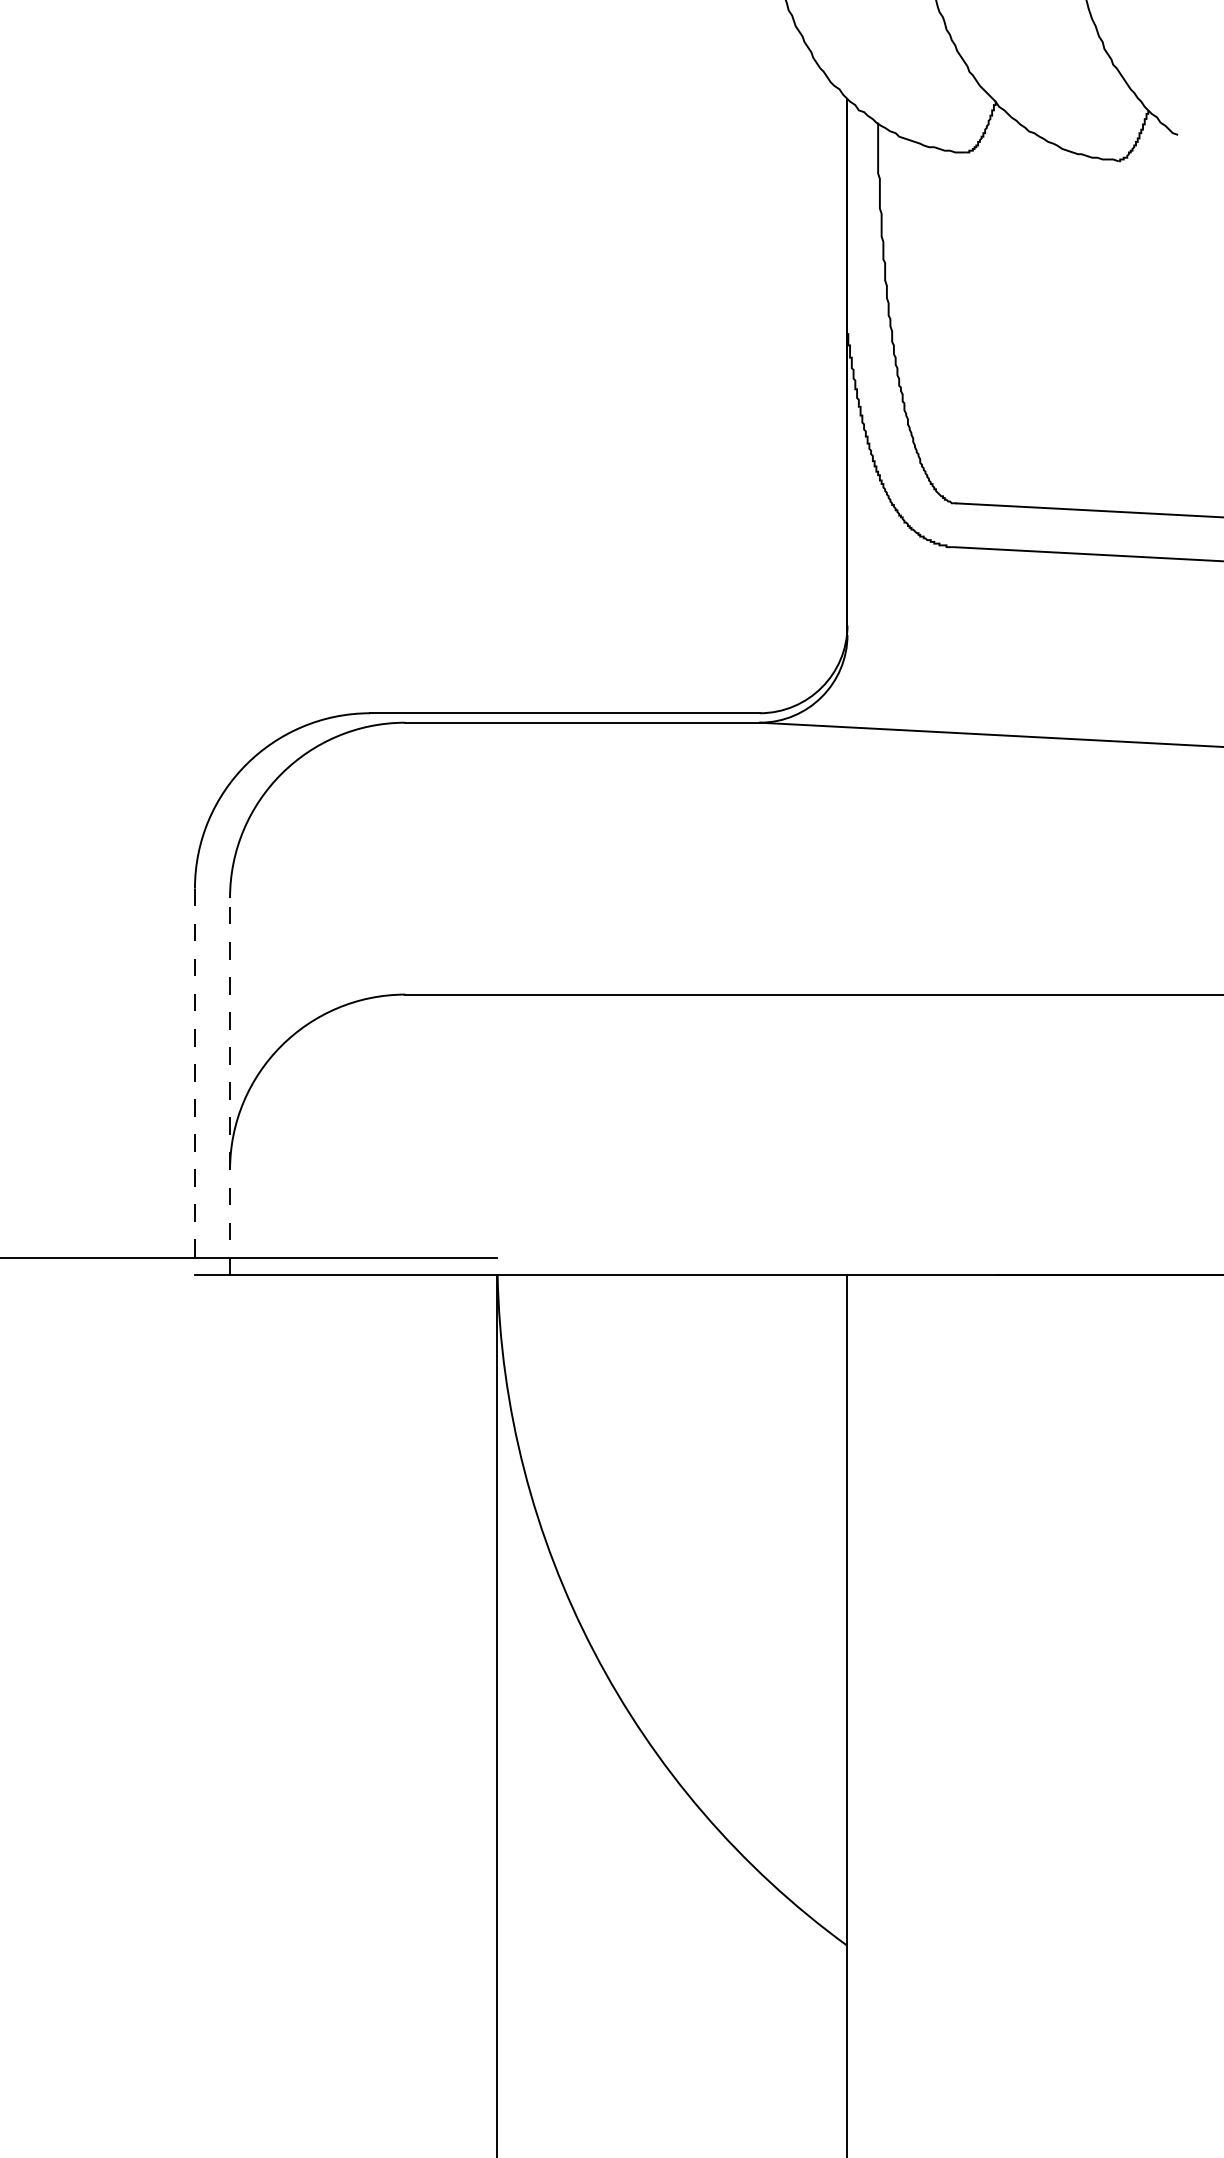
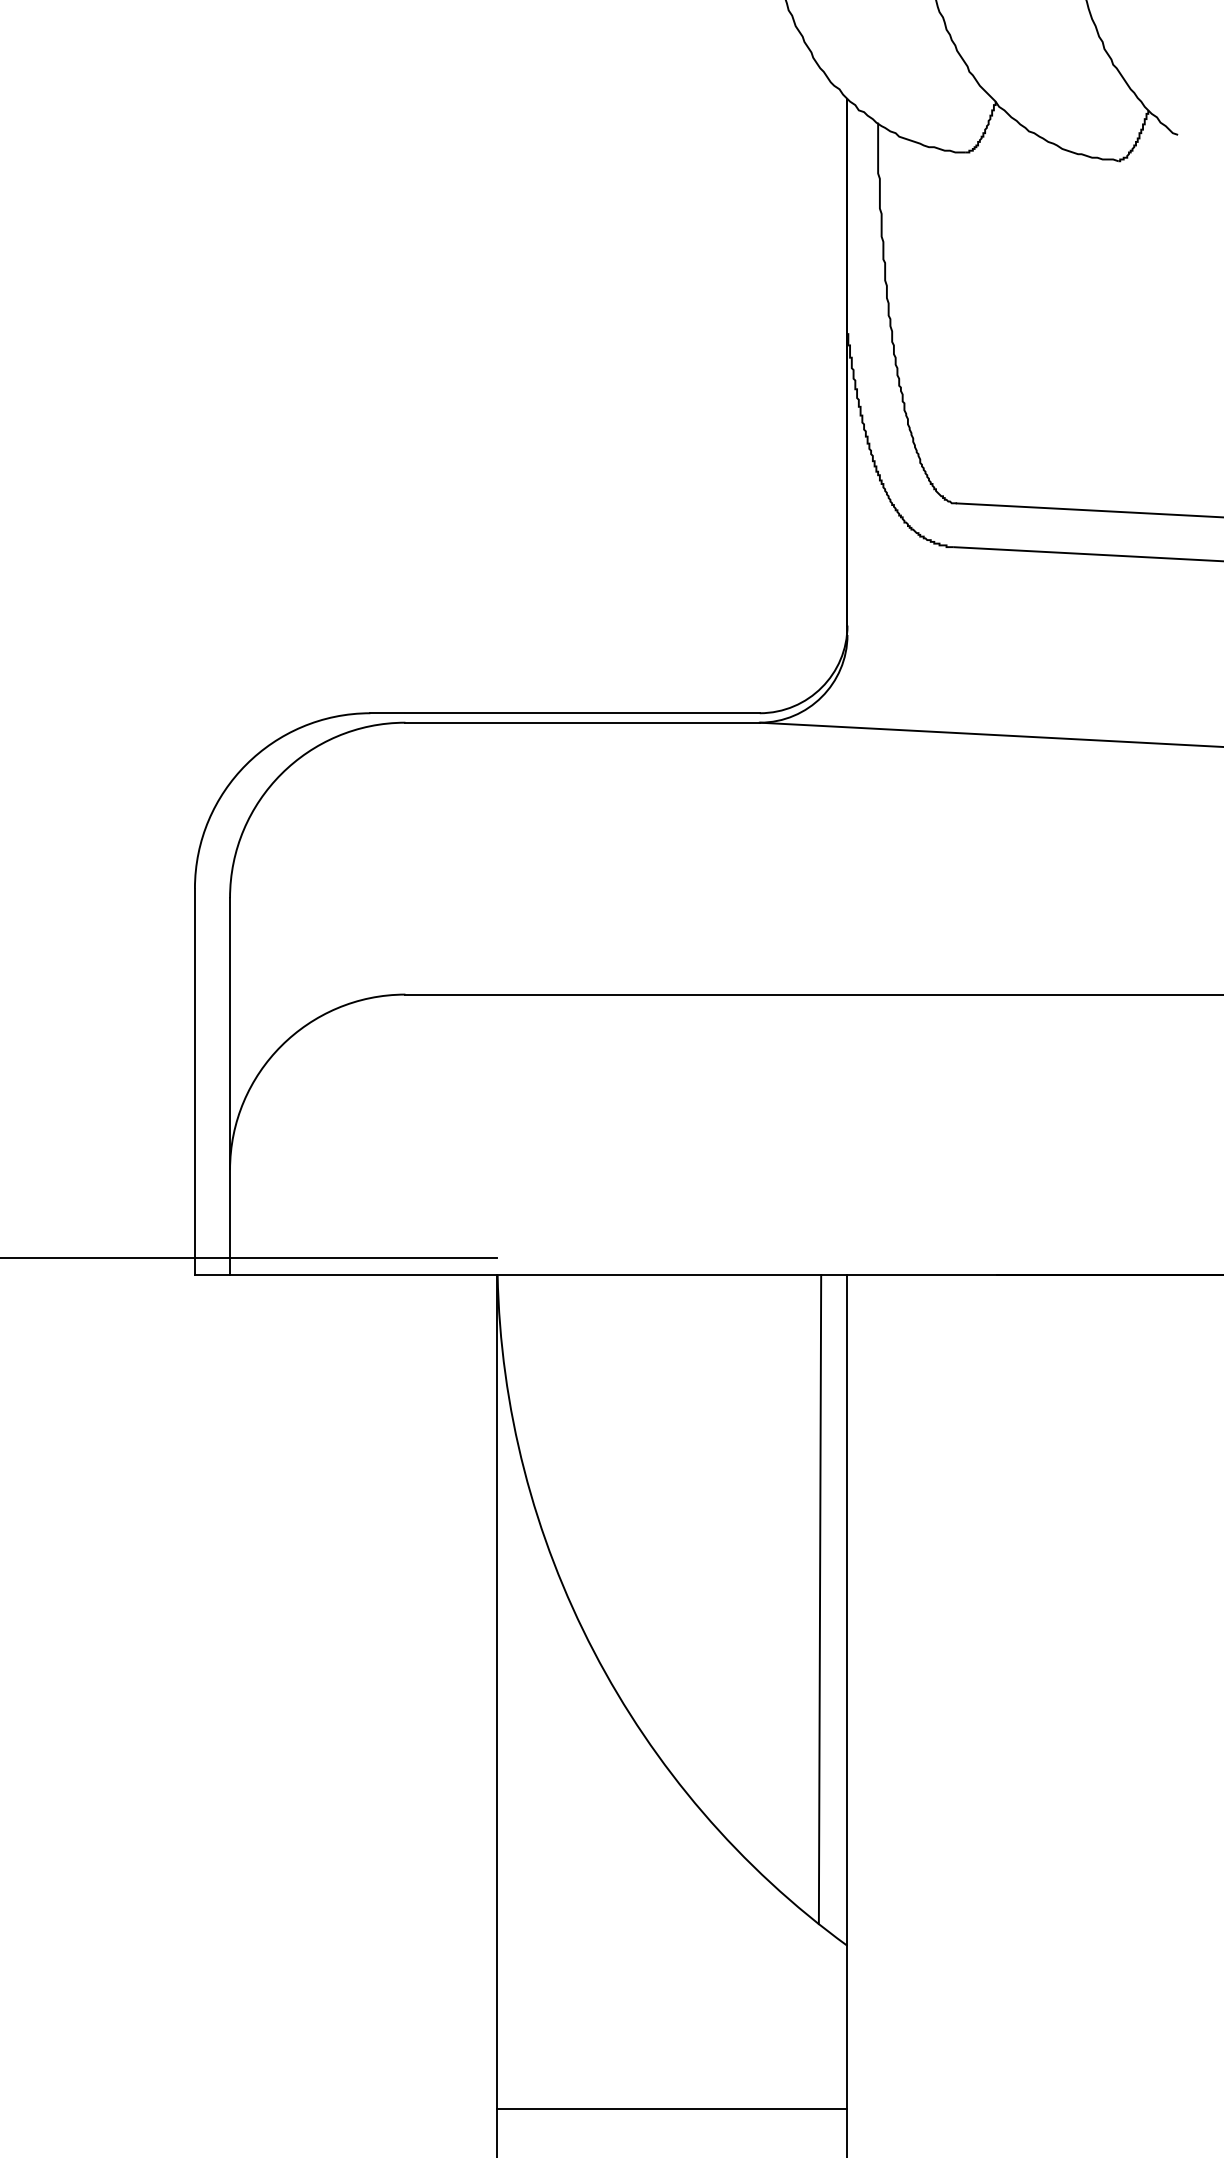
line: dashed -> solid (194, 1082)
line: dashed -> solid (230, 1086)
line: none -> present (819, 1599)
line: none -> present (672, 2108)
